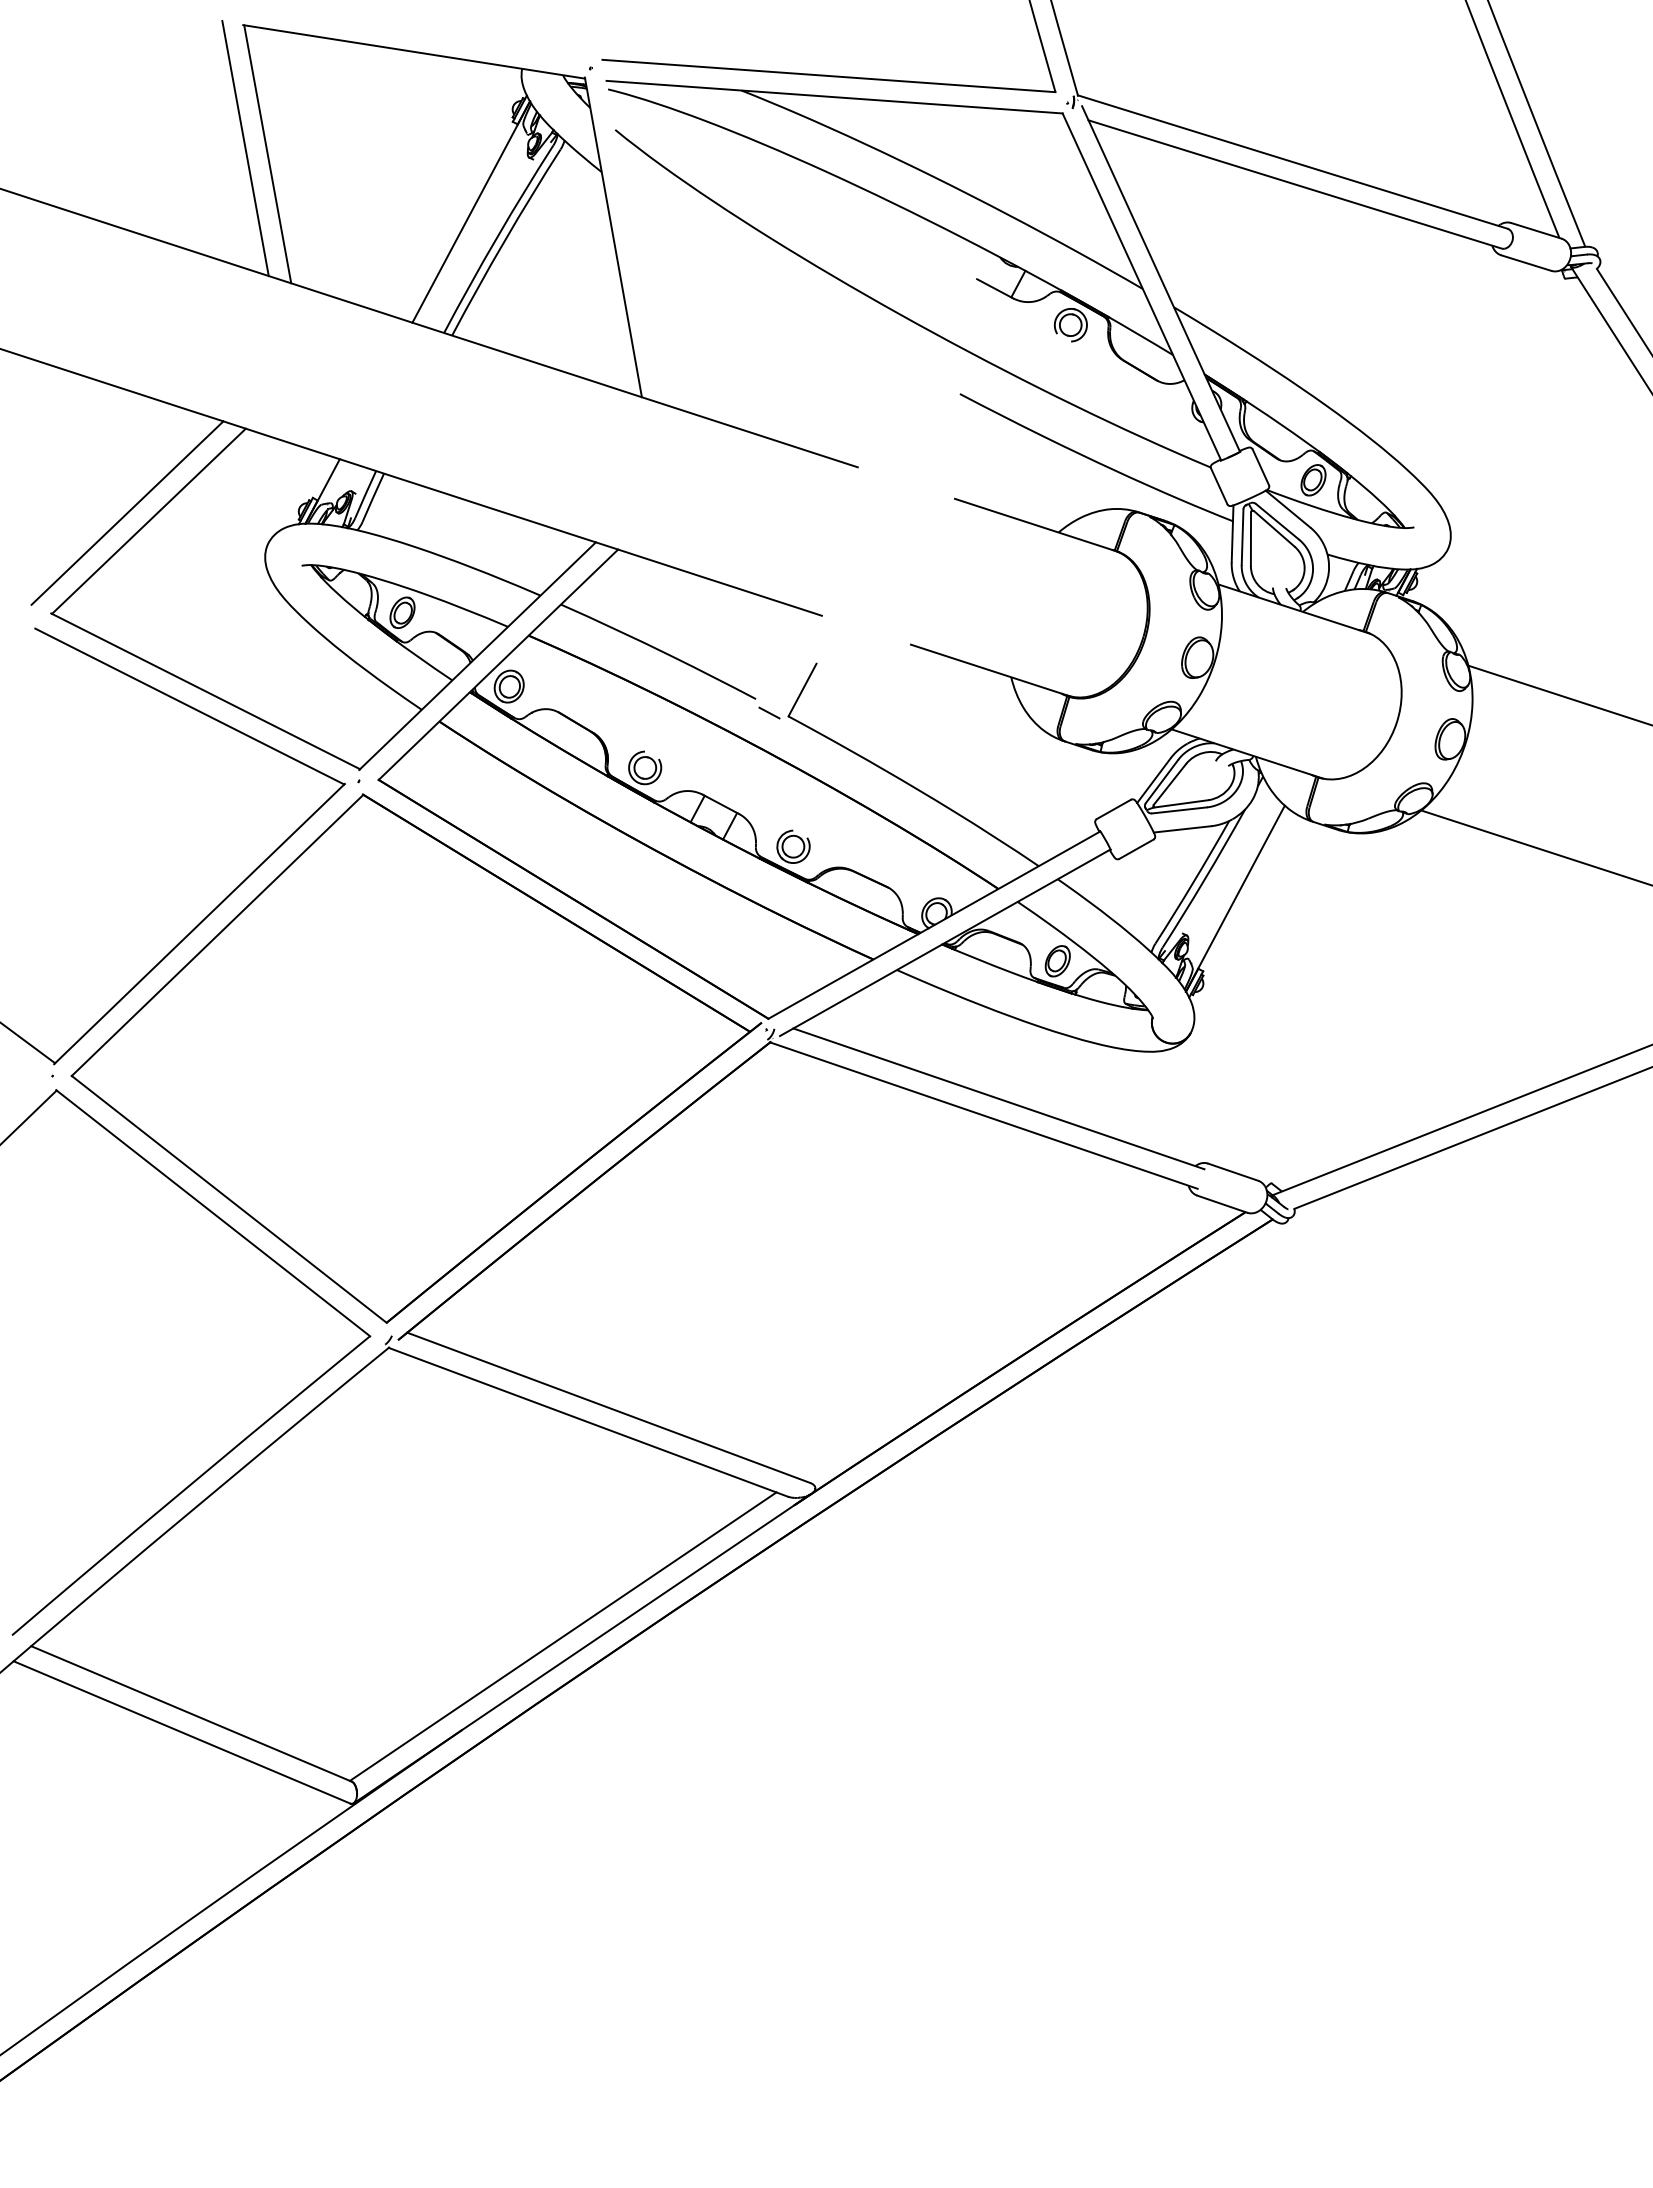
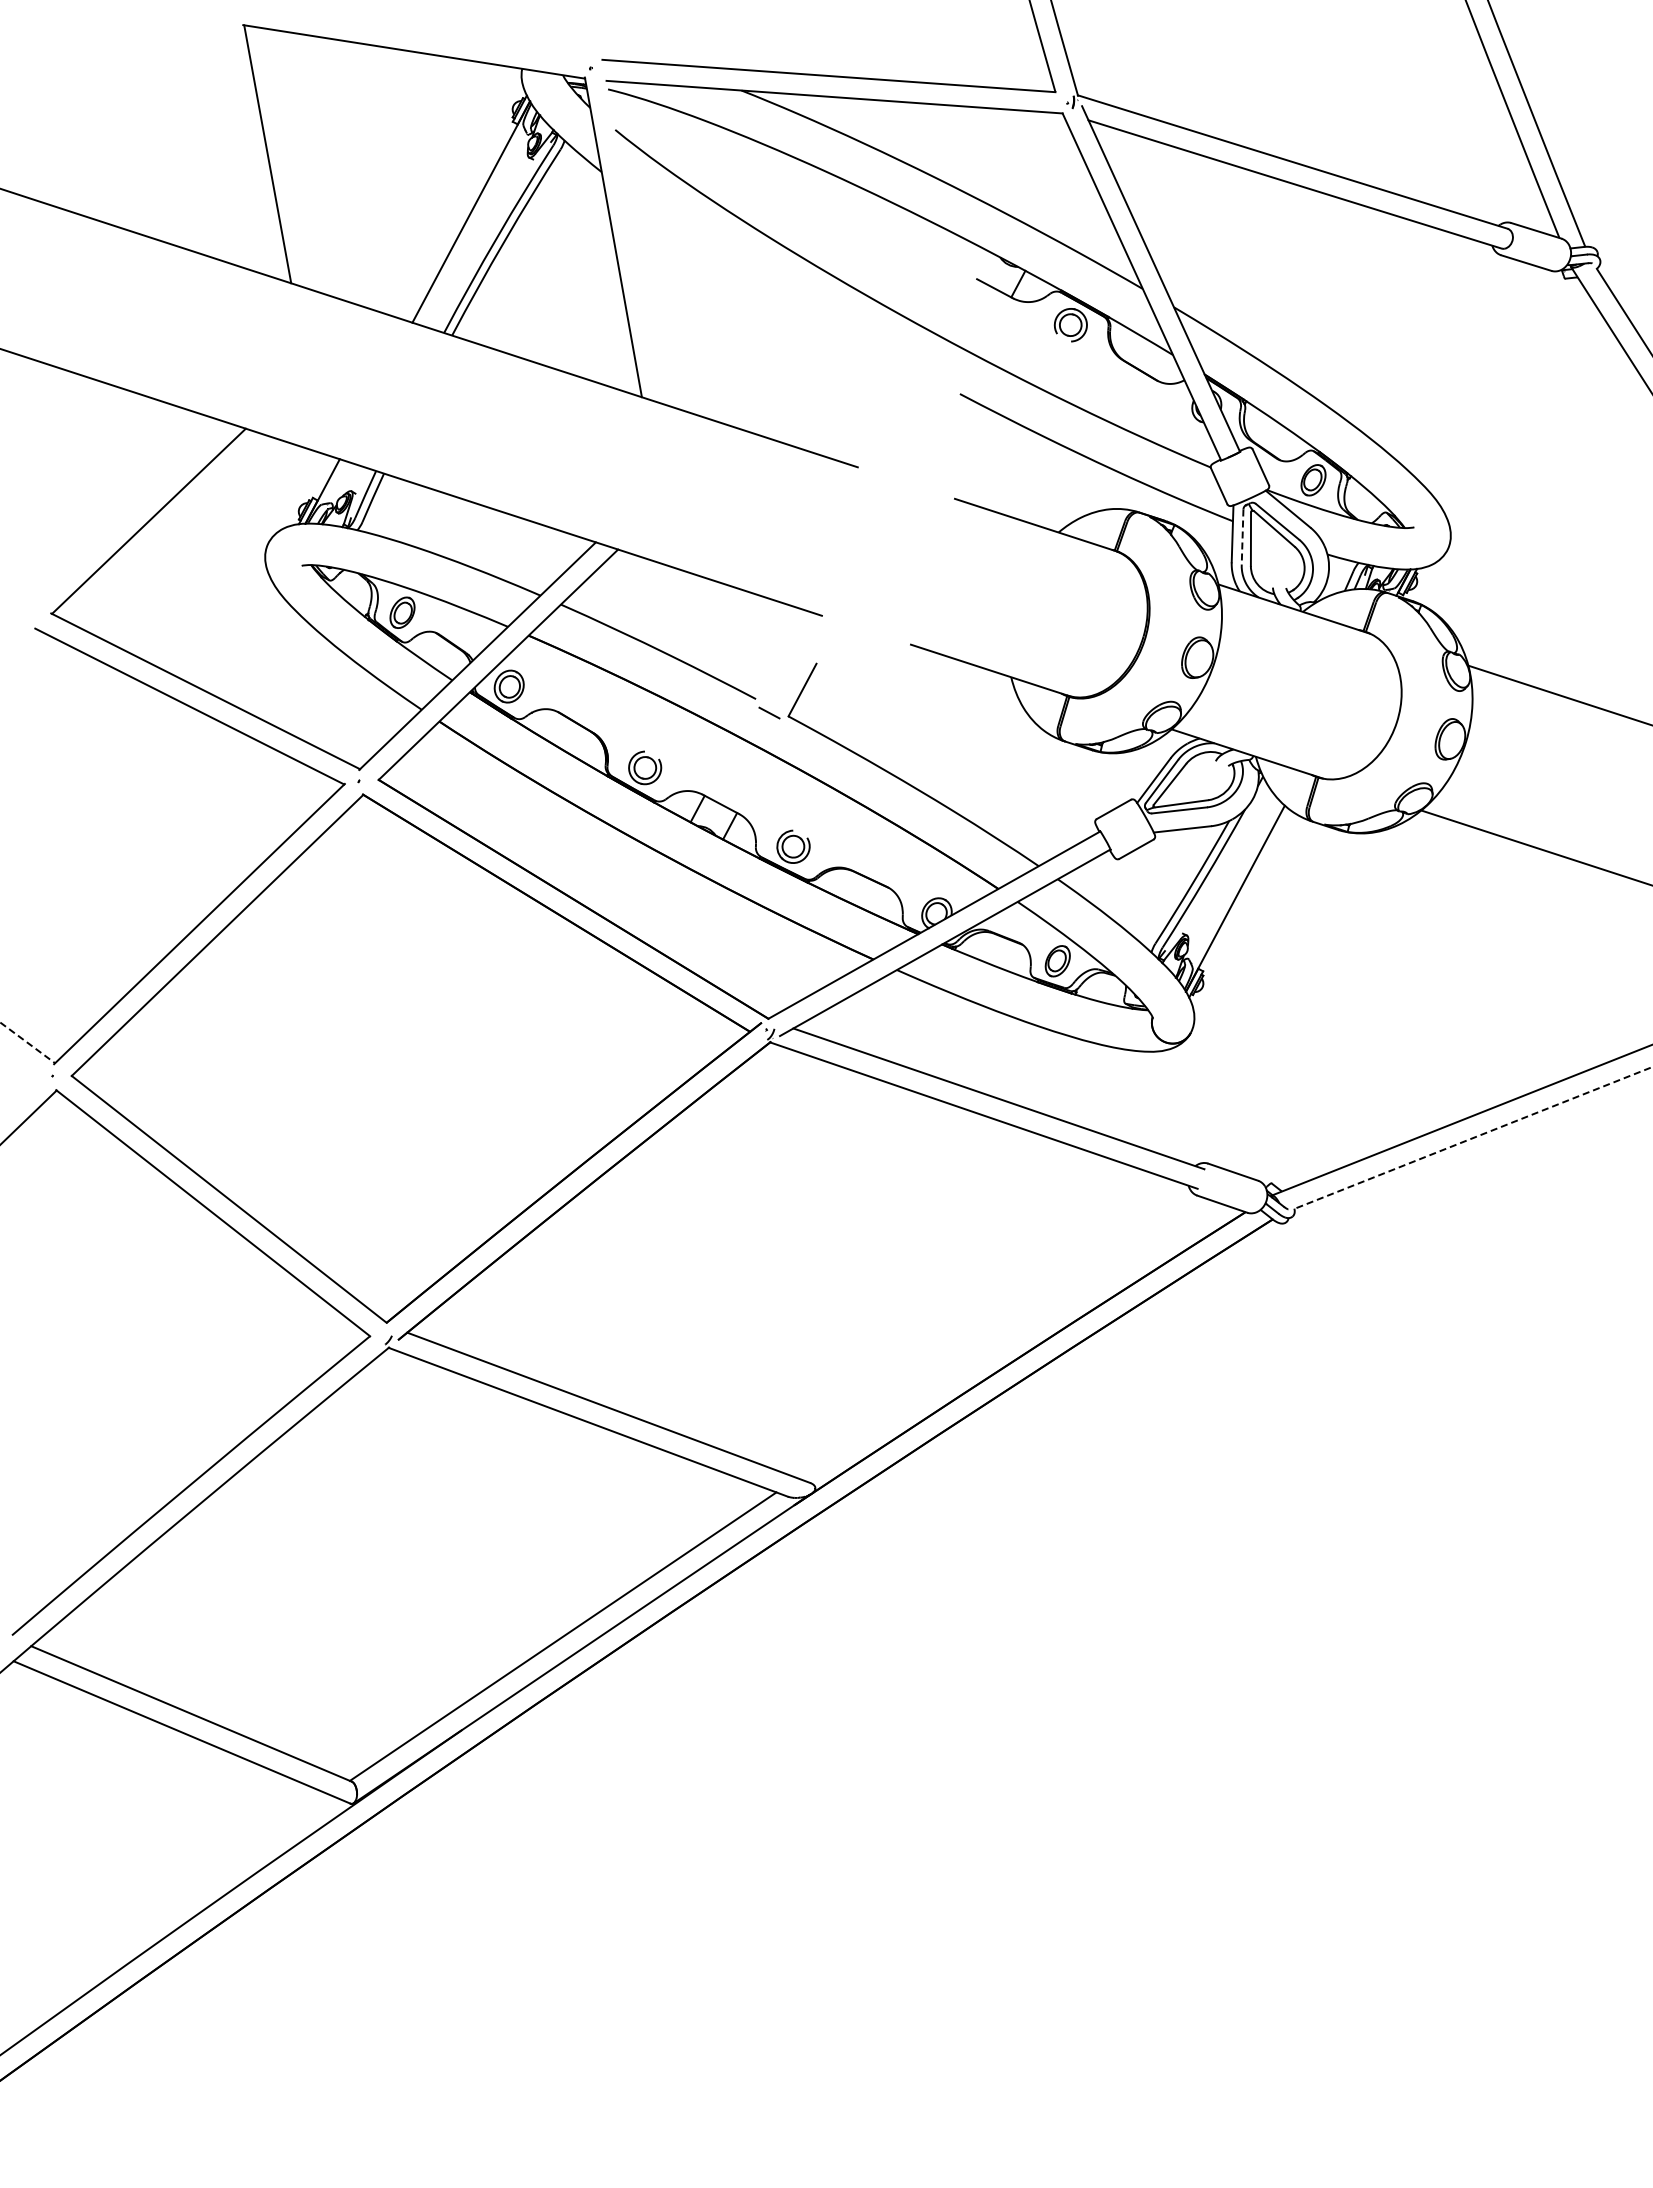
line: present -> none (245, 148)
line: present -> none (127, 512)
line: solid -> dashed (1242, 537)
line: solid -> dashed (27, 1043)
line: solid -> dashed (1473, 1137)
